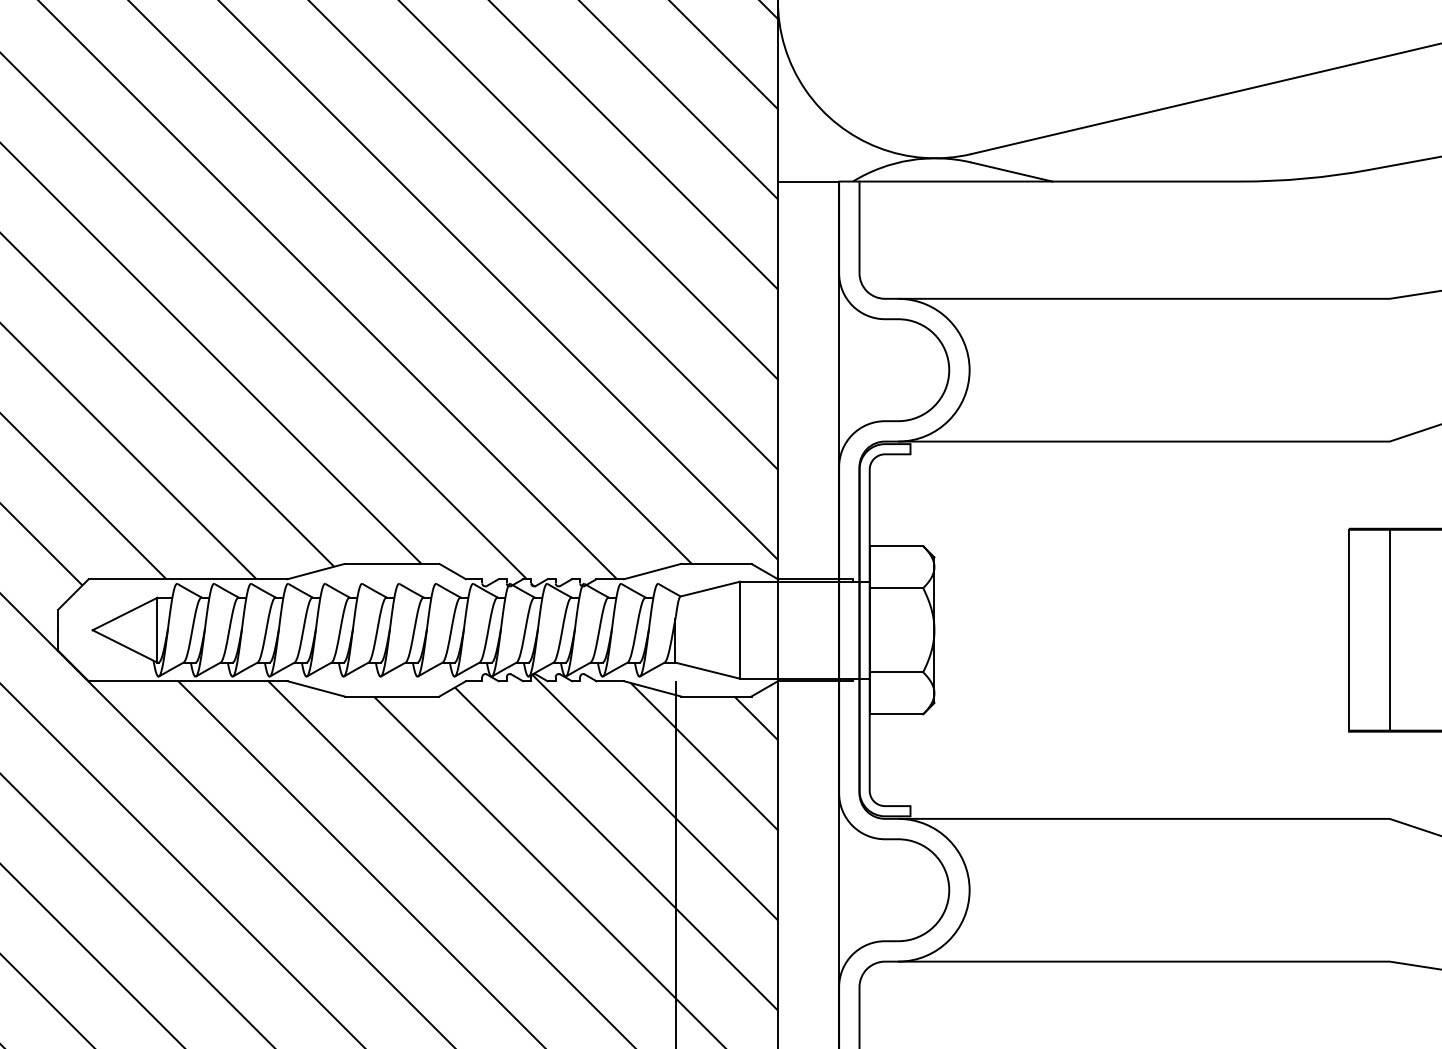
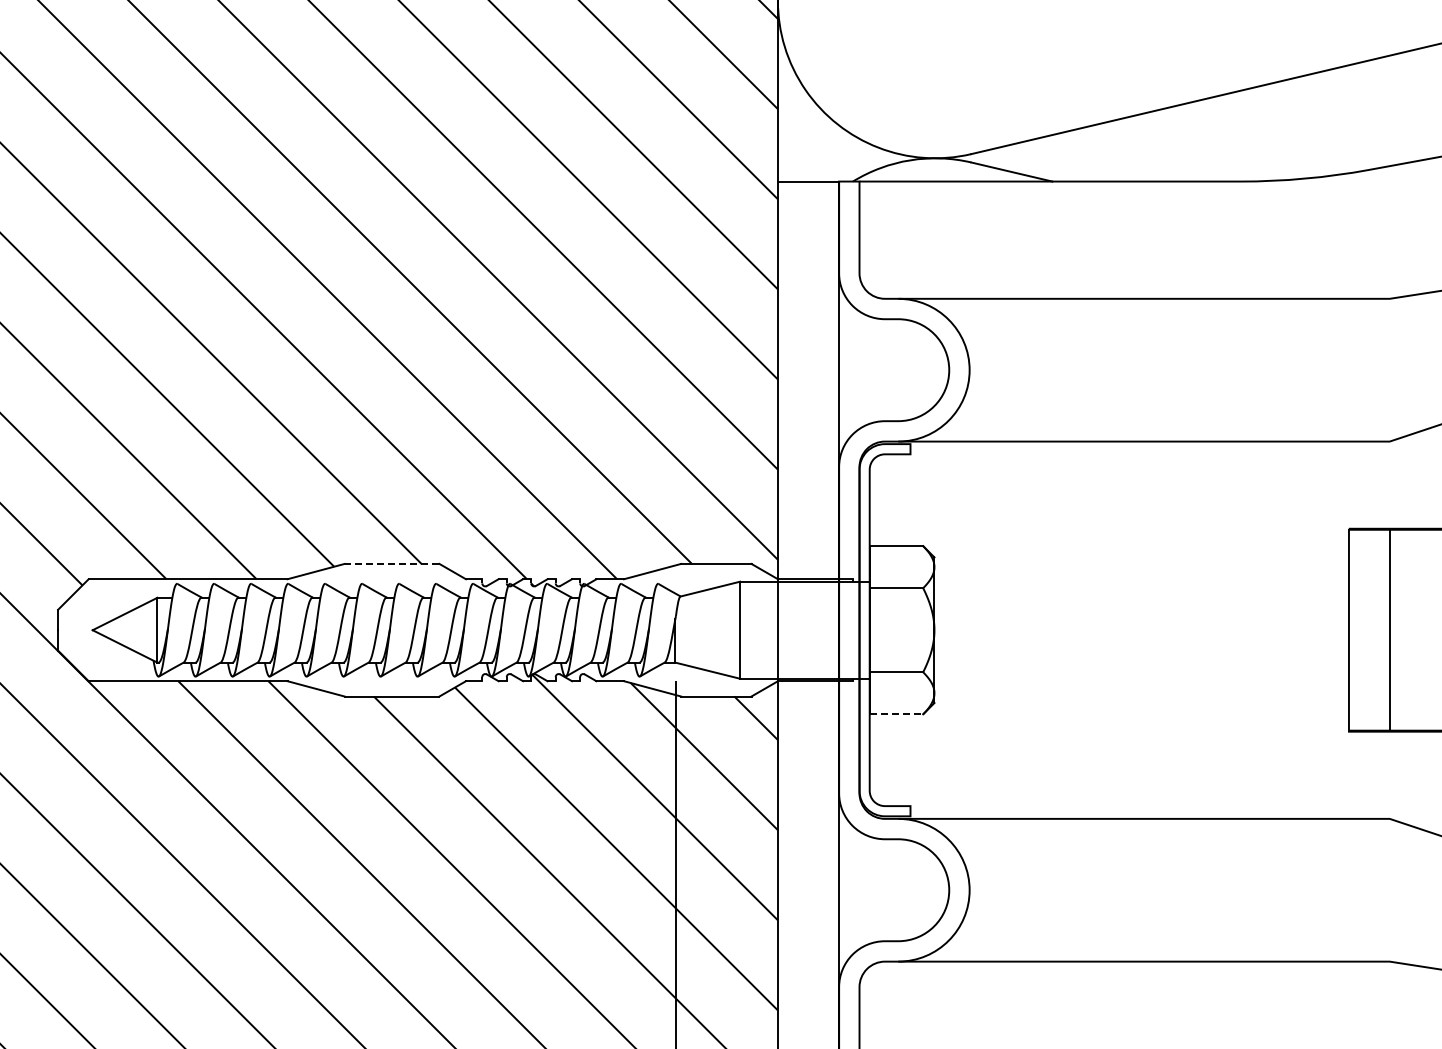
line: solid -> dashed (391, 563)
line: solid -> dashed (896, 714)
